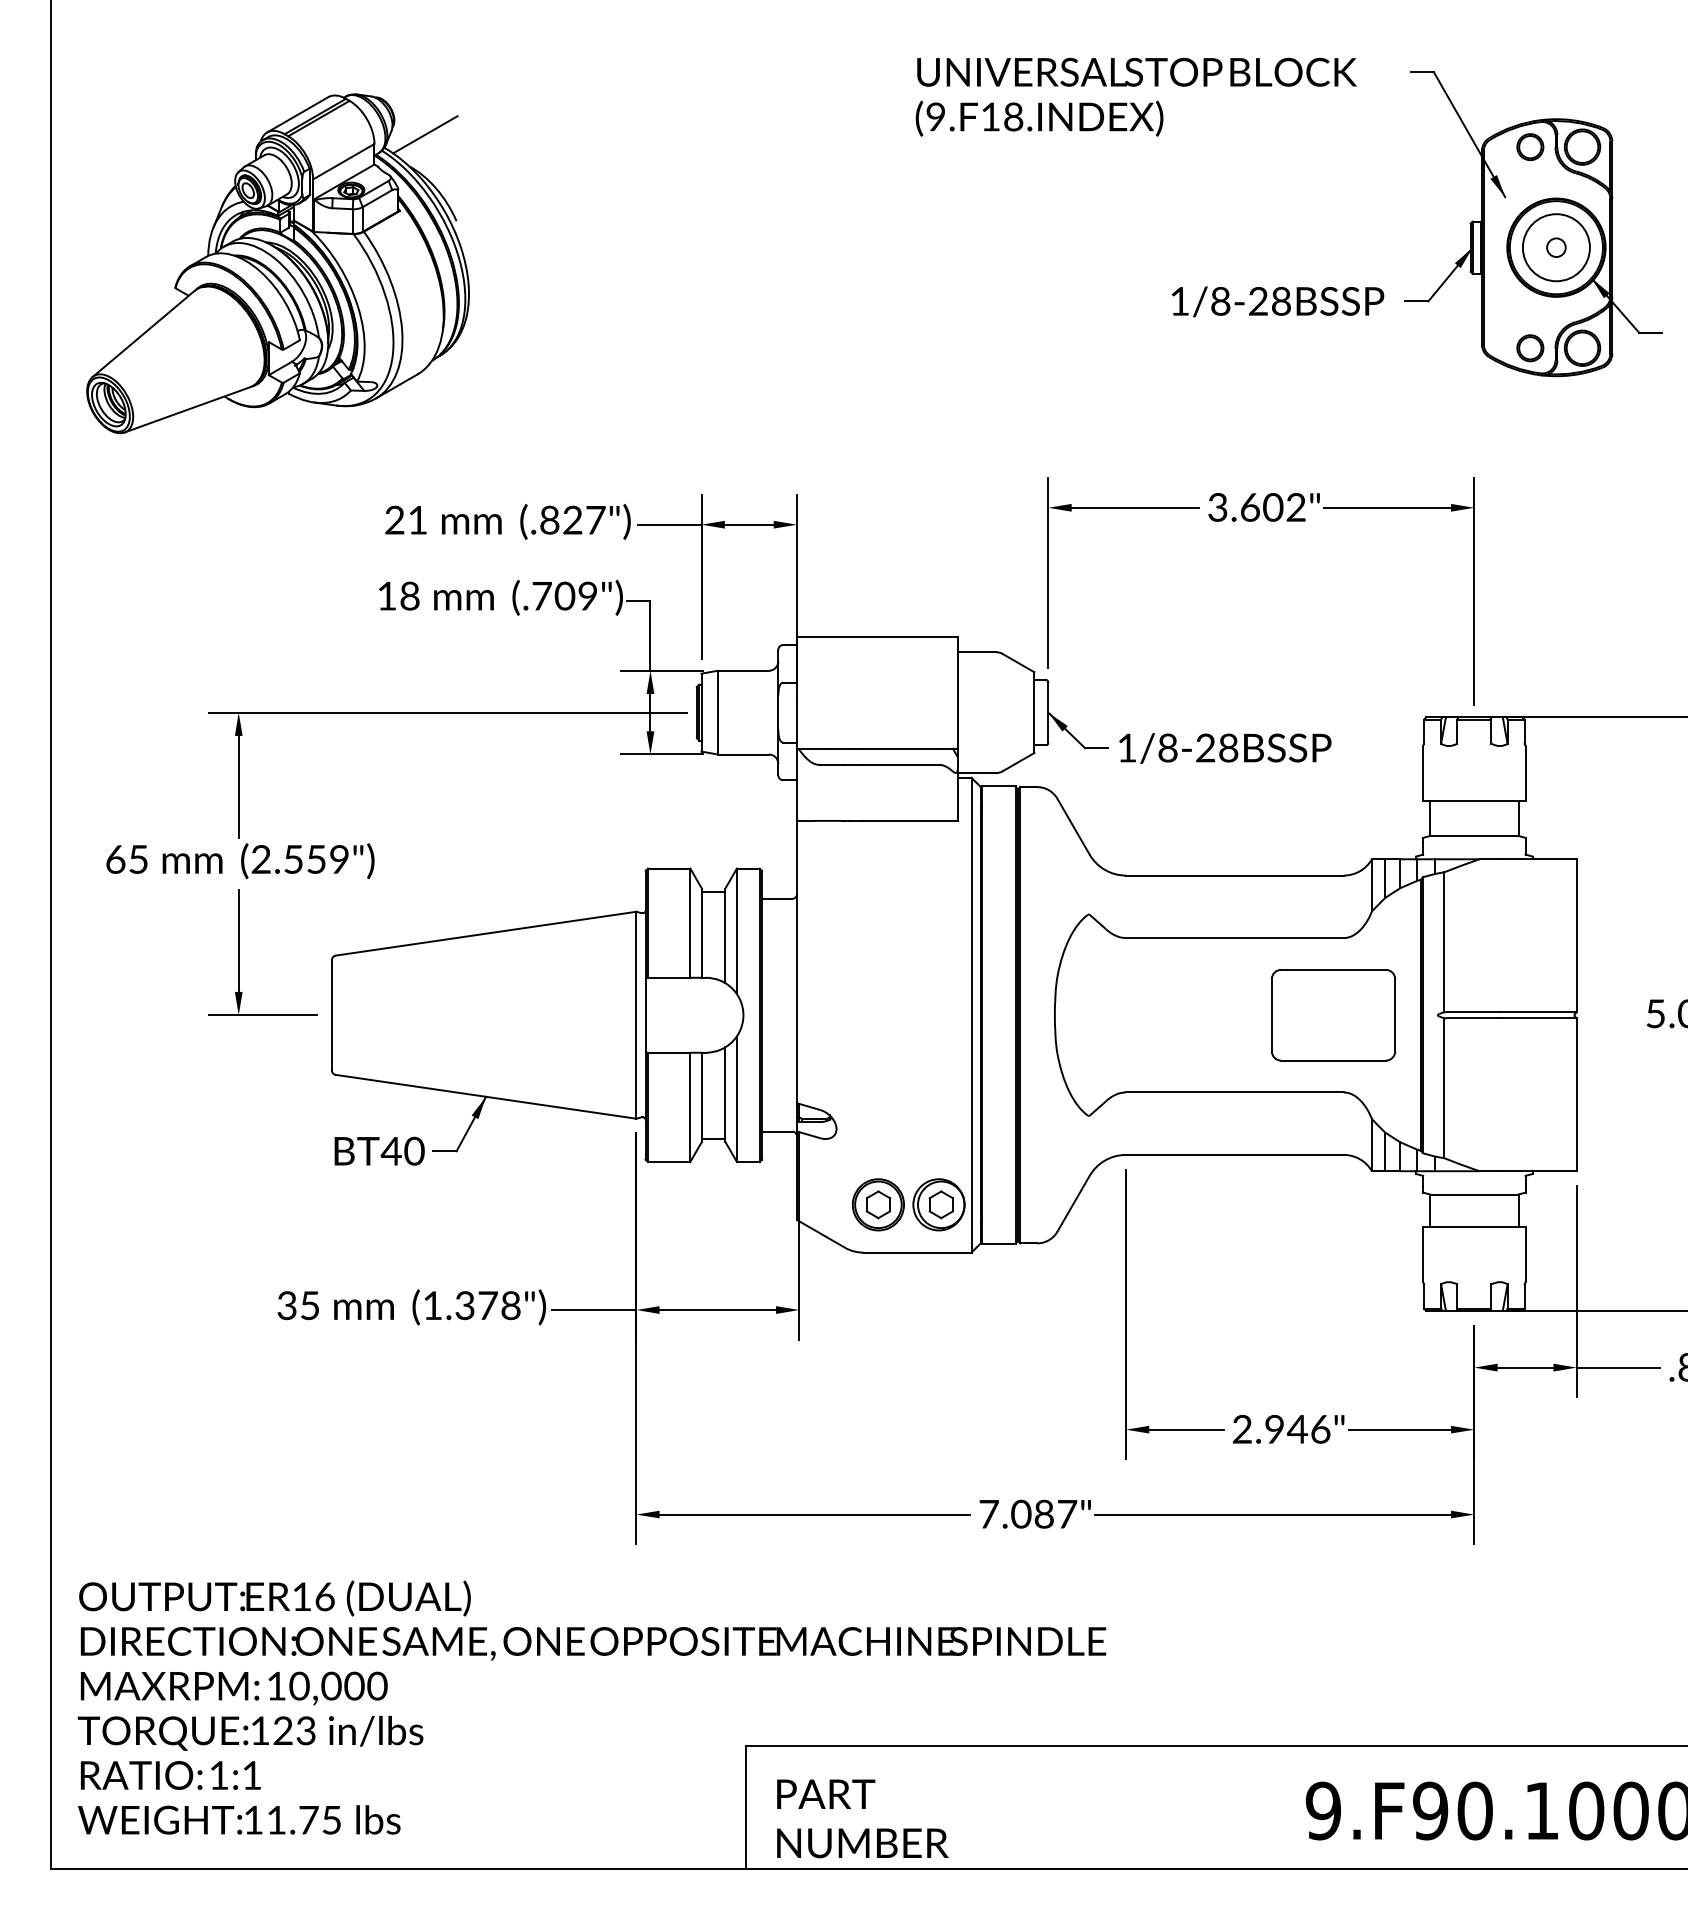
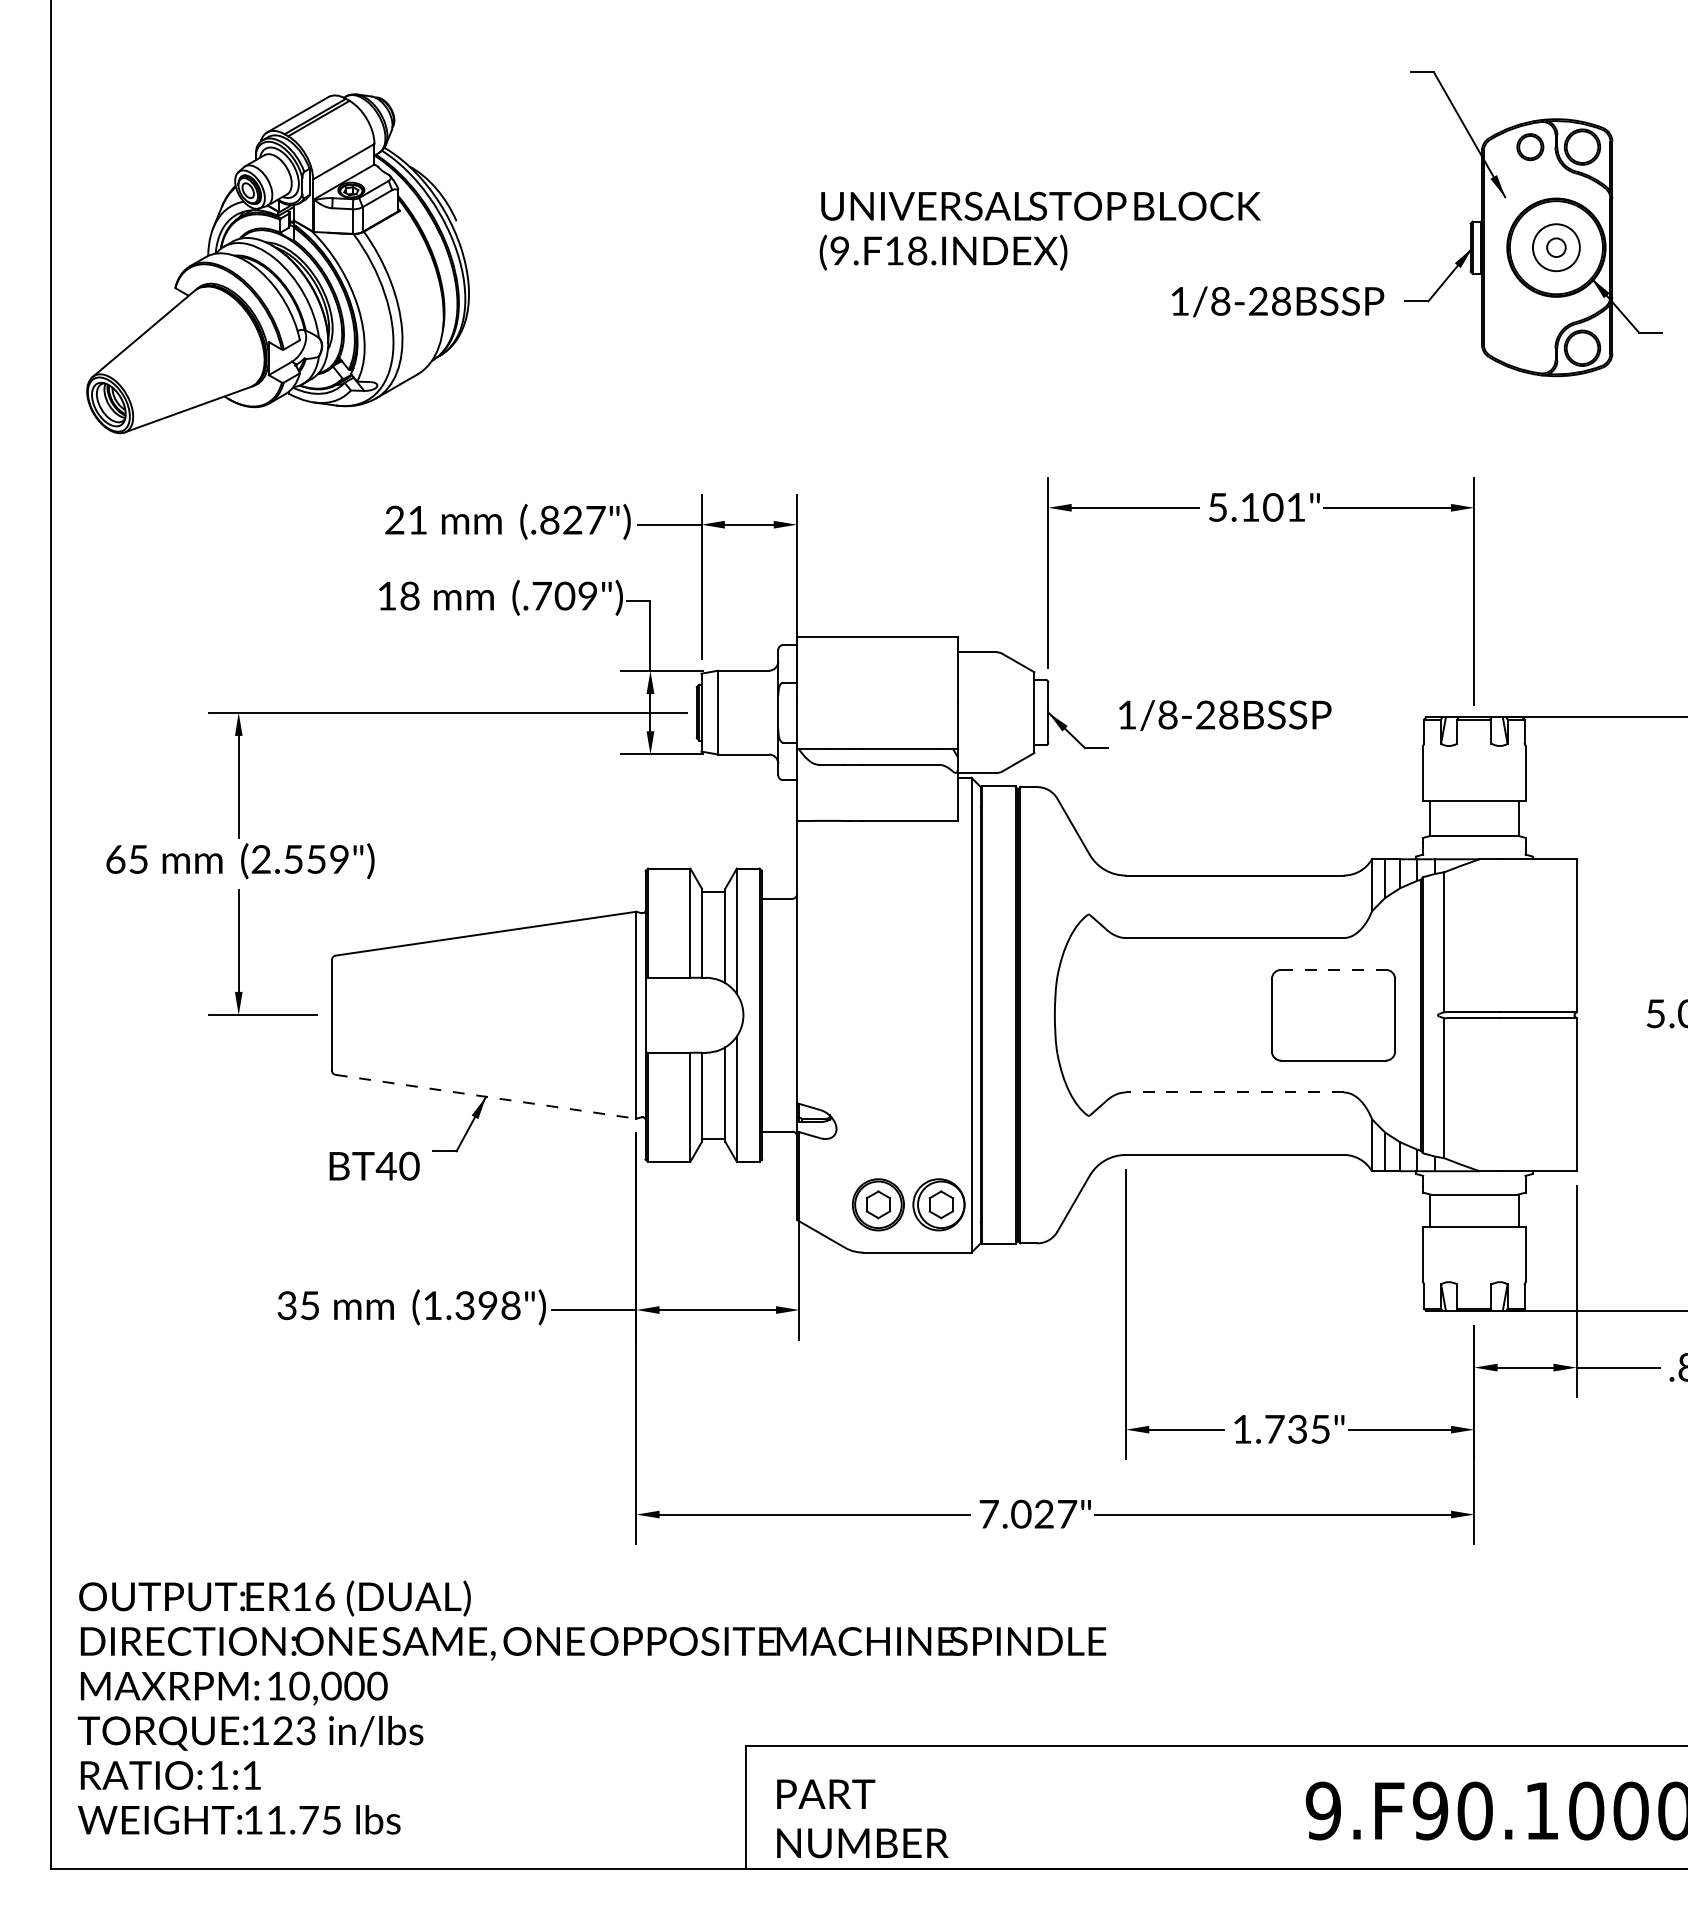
text position: (1135, 96) -> (1039, 230) (1039, 230)
line: present -> none (425, 134)
circle diameter: 67 px -> 47 px (1555, 247)
part: present -> none (1530, 348)
text: 3.602" -> 5.101" (1256, 507)
text position: (1225, 748) -> (1225, 715) (1225, 715)
line: solid -> dashed (1334, 969)
line: solid -> dashed (1234, 1092)
line: solid -> dashed (486, 1096)
text position: (379, 1150) -> (374, 1165) (374, 1165)
text: (1.378") -> (1.398") (487, 1305)
text: 2.946" -> 1.735" (1281, 1428)
text: 7.087" -> 7.027" (1043, 1514)
